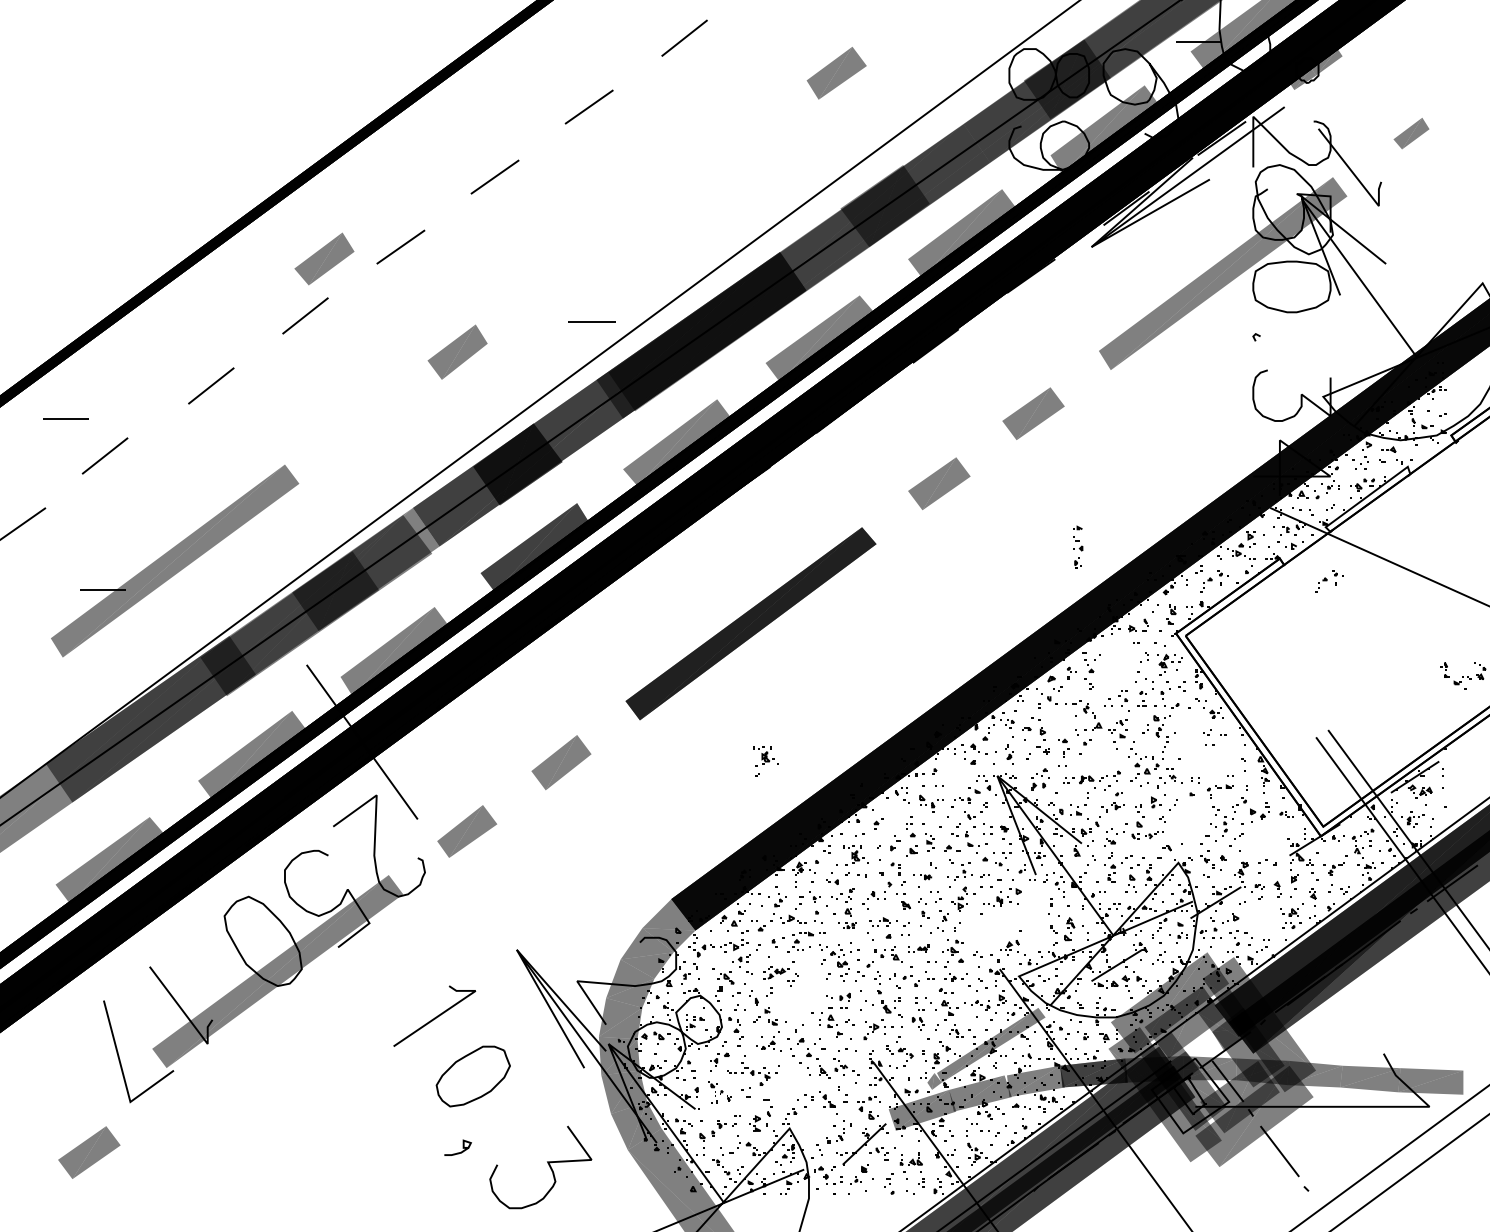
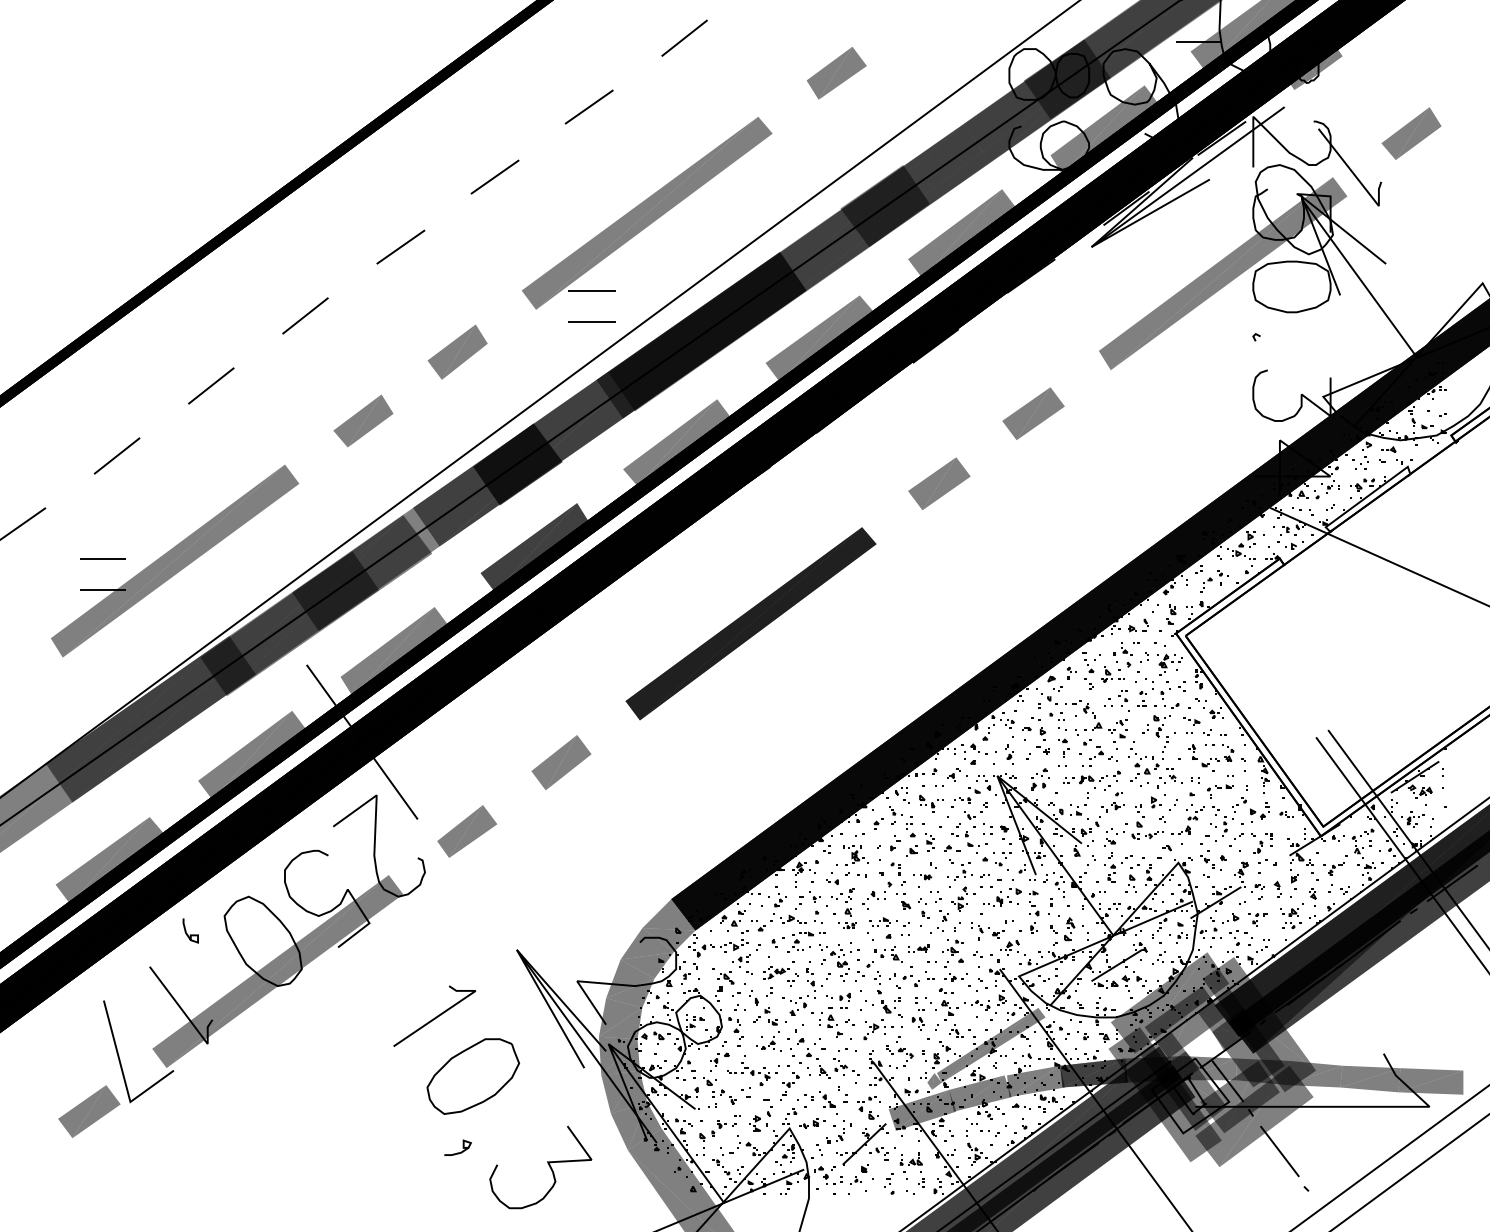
part size: 37x31 px -> 61x53 px (1411, 133)
part: none -> present (647, 213)
part position: (324, 258) -> (363, 420) (363, 420)
line position: (65, 418) -> (102, 558) (102, 558)
line position: (104, 455) -> (116, 455) (116, 455)
part position: (1078, 546) -> (1034, 911) (1034, 911)
part: present -> none (1329, 581)
part: none -> present (1116, 662)
part position: (1463, 675) -> (1211, 757) (1211, 757)
part: none -> present (1057, 721)
part: none -> present (1191, 725)
part: none -> present (1099, 756)
part: present -> none (765, 761)
part: none -> present (957, 774)
part: none -> present (895, 815)
part: none -> present (1187, 819)
part: none -> present (1261, 843)
part: none -> present (1257, 919)
curve: none -> present (186, 930)
part: none -> present (992, 930)
part: none -> present (807, 981)
part size: 76x63 px -> 95x77 px (473, 1076)
part: none -> present (789, 1082)
part size: 24x23 px -> 34x31 px (719, 1092)
part: none -> present (812, 1123)
part position: (89, 1152) -> (89, 1111) (89, 1111)
